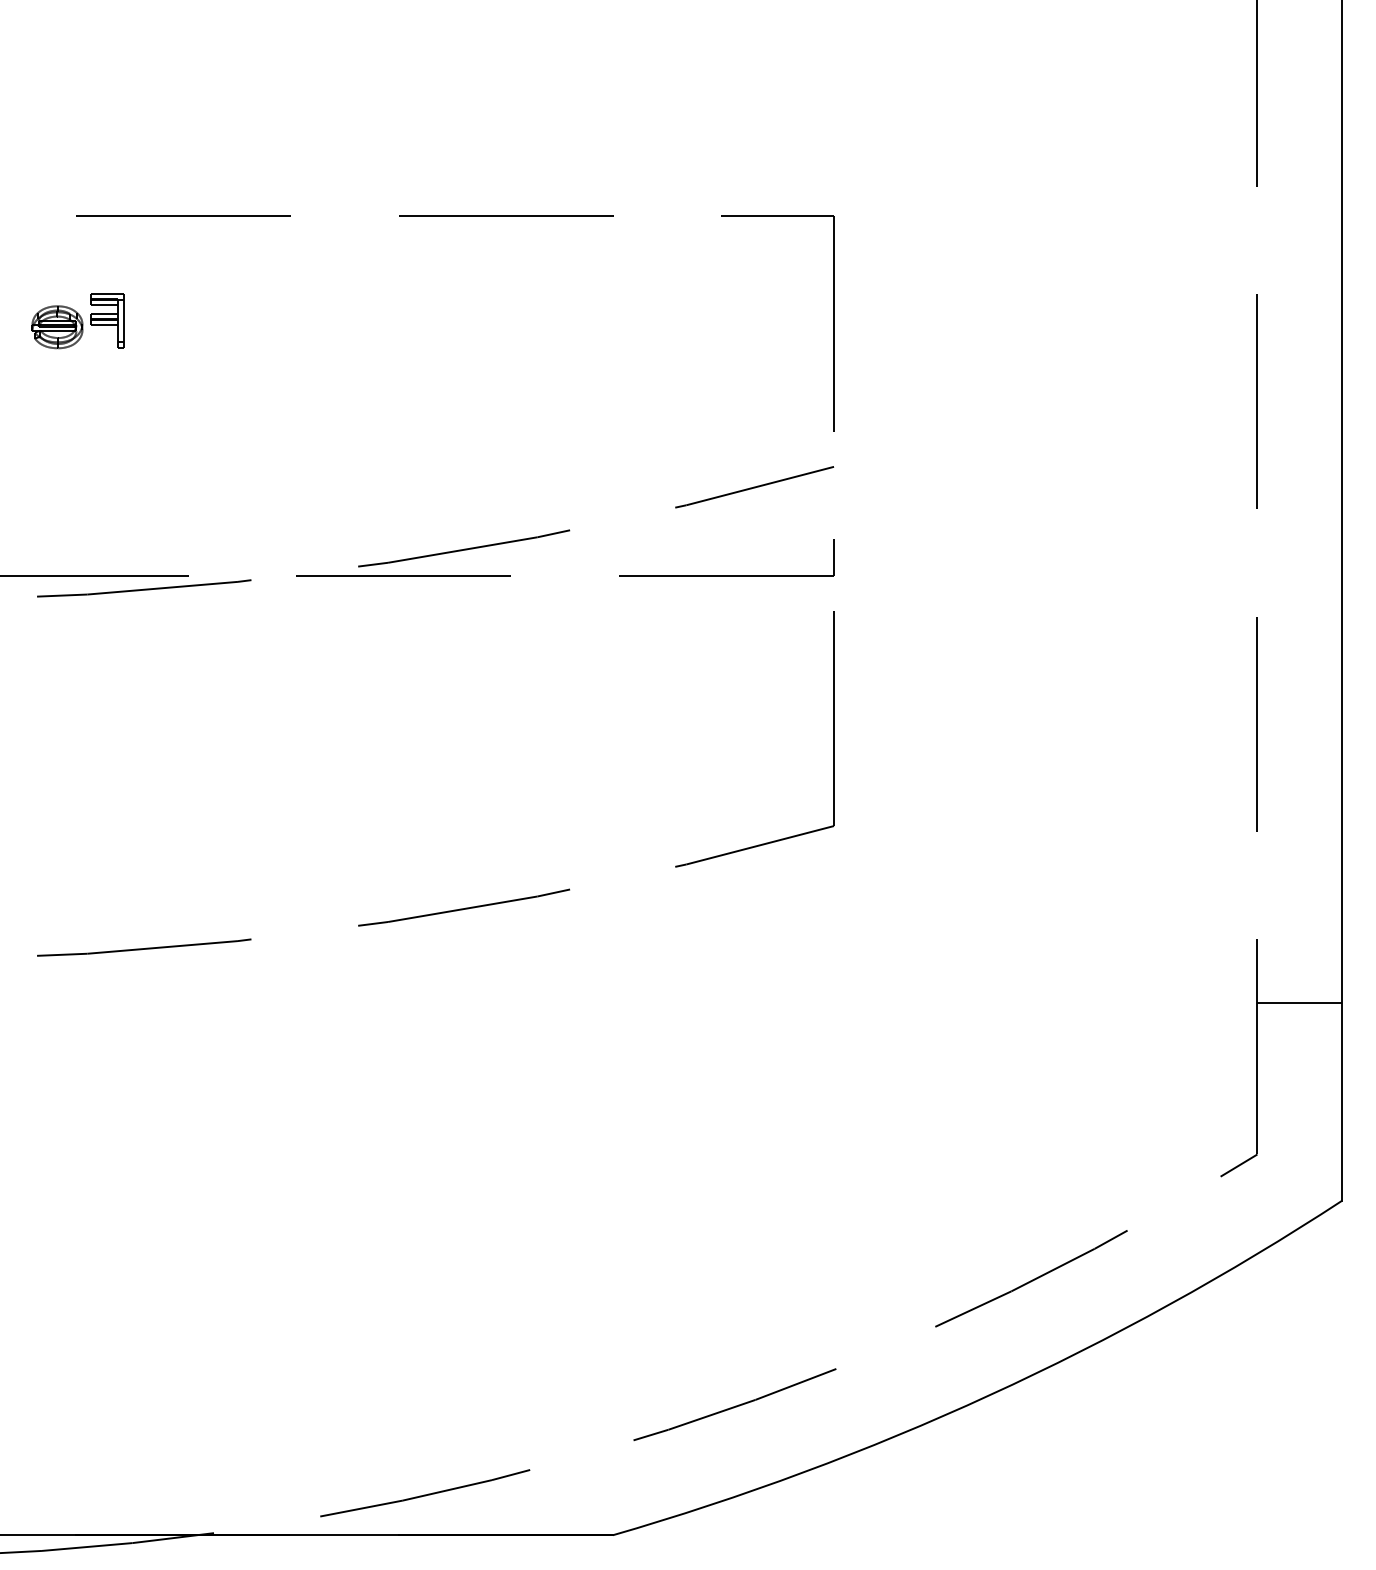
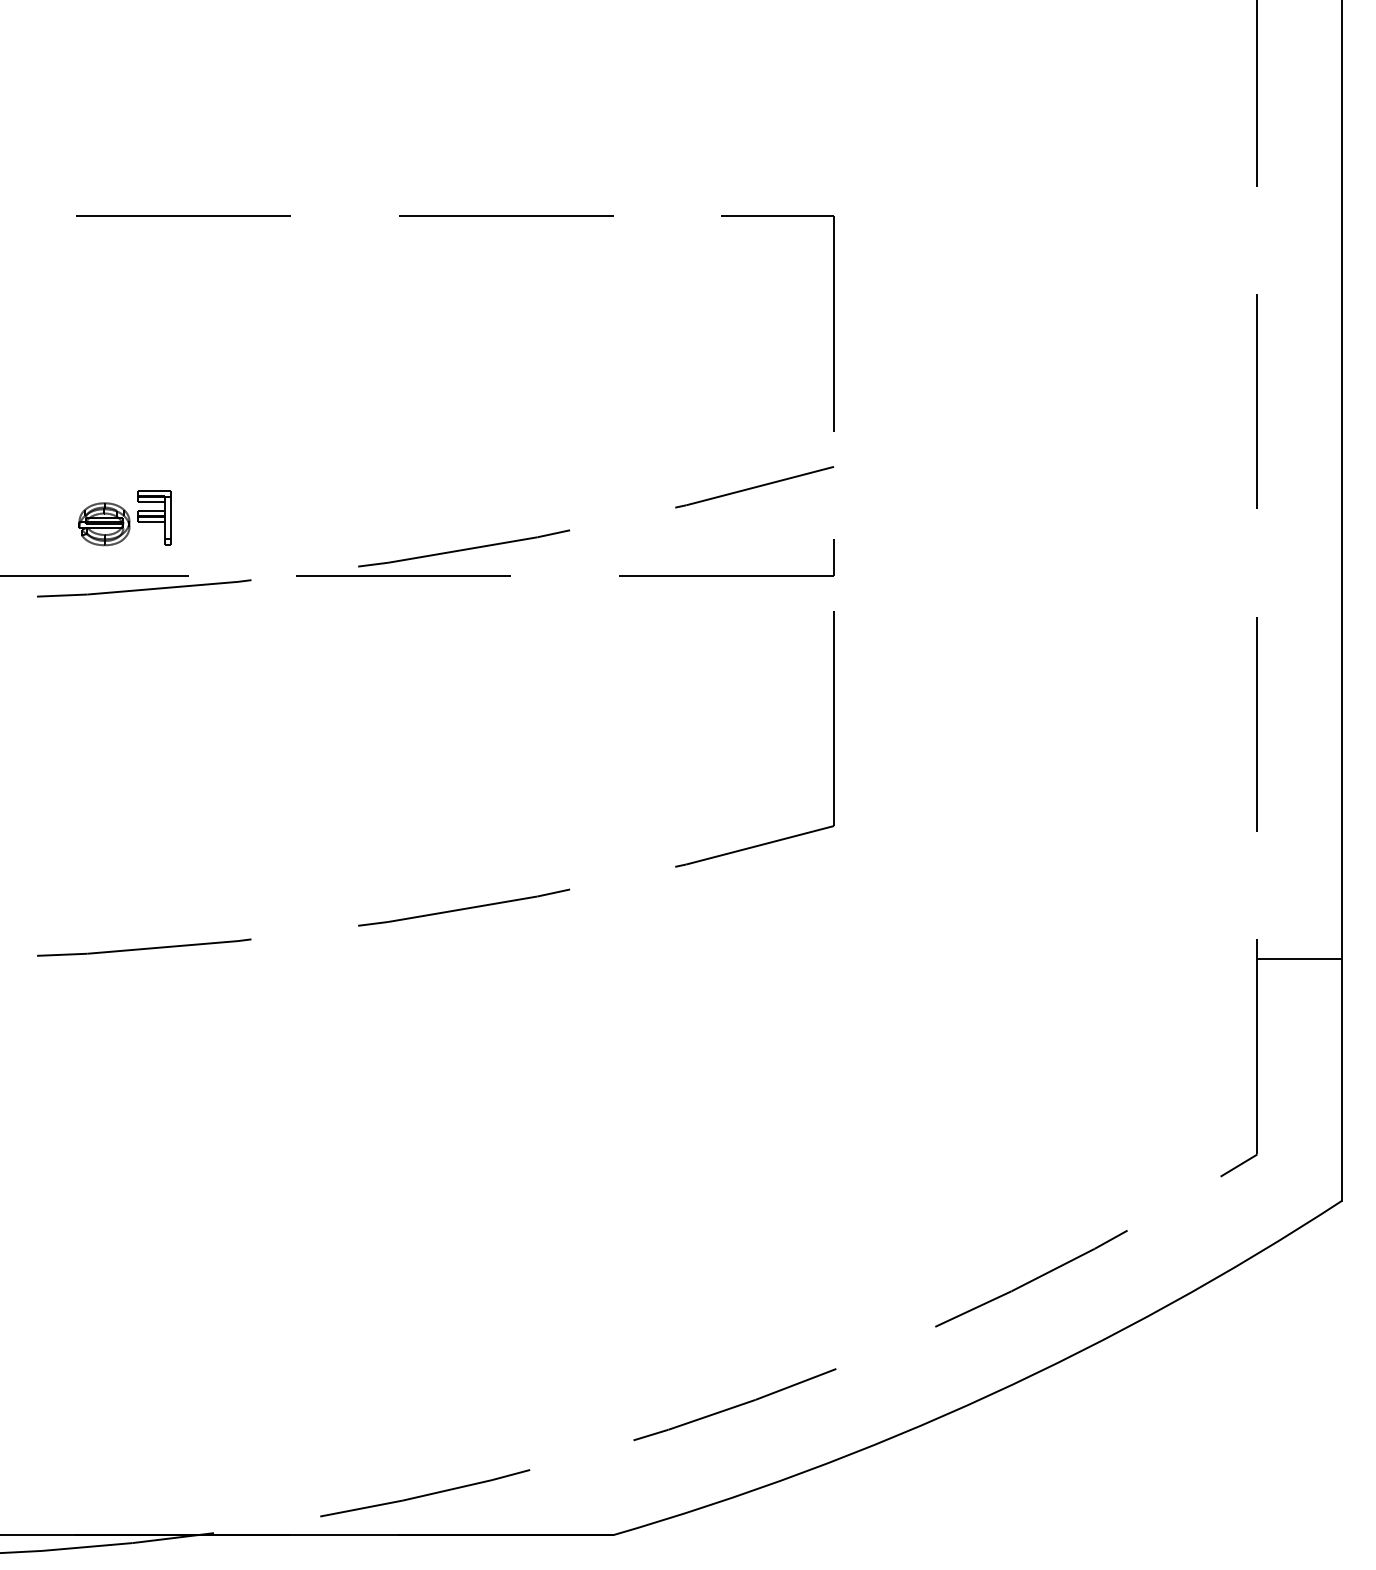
part position: (77, 321) -> (124, 518) (124, 518)
line position: (1299, 1002) -> (1299, 958) (1299, 958)
